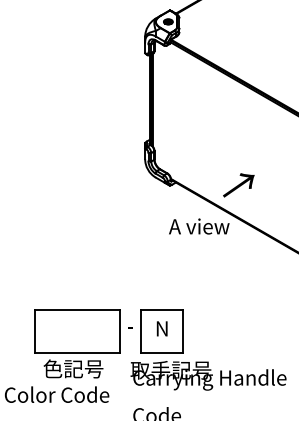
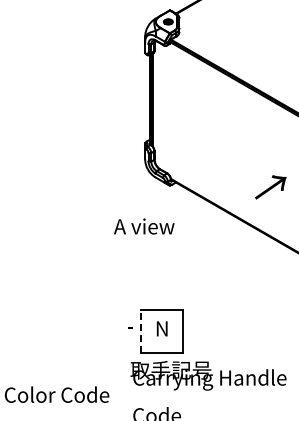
text position: (238, 185) -> (270, 187) (270, 187)
text position: (199, 226) -> (144, 226) (144, 226)
line: solid -> dashed (140, 331)
part: present -> none (77, 343)
